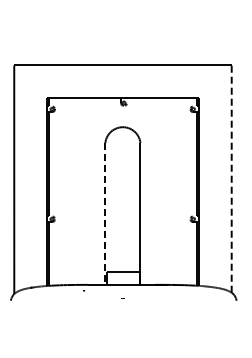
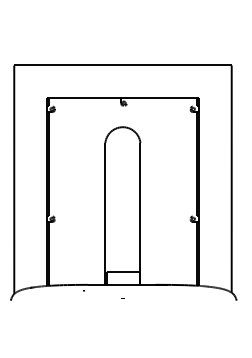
line: dashed -> solid (231, 179)
line: dashed -> solid (105, 213)
